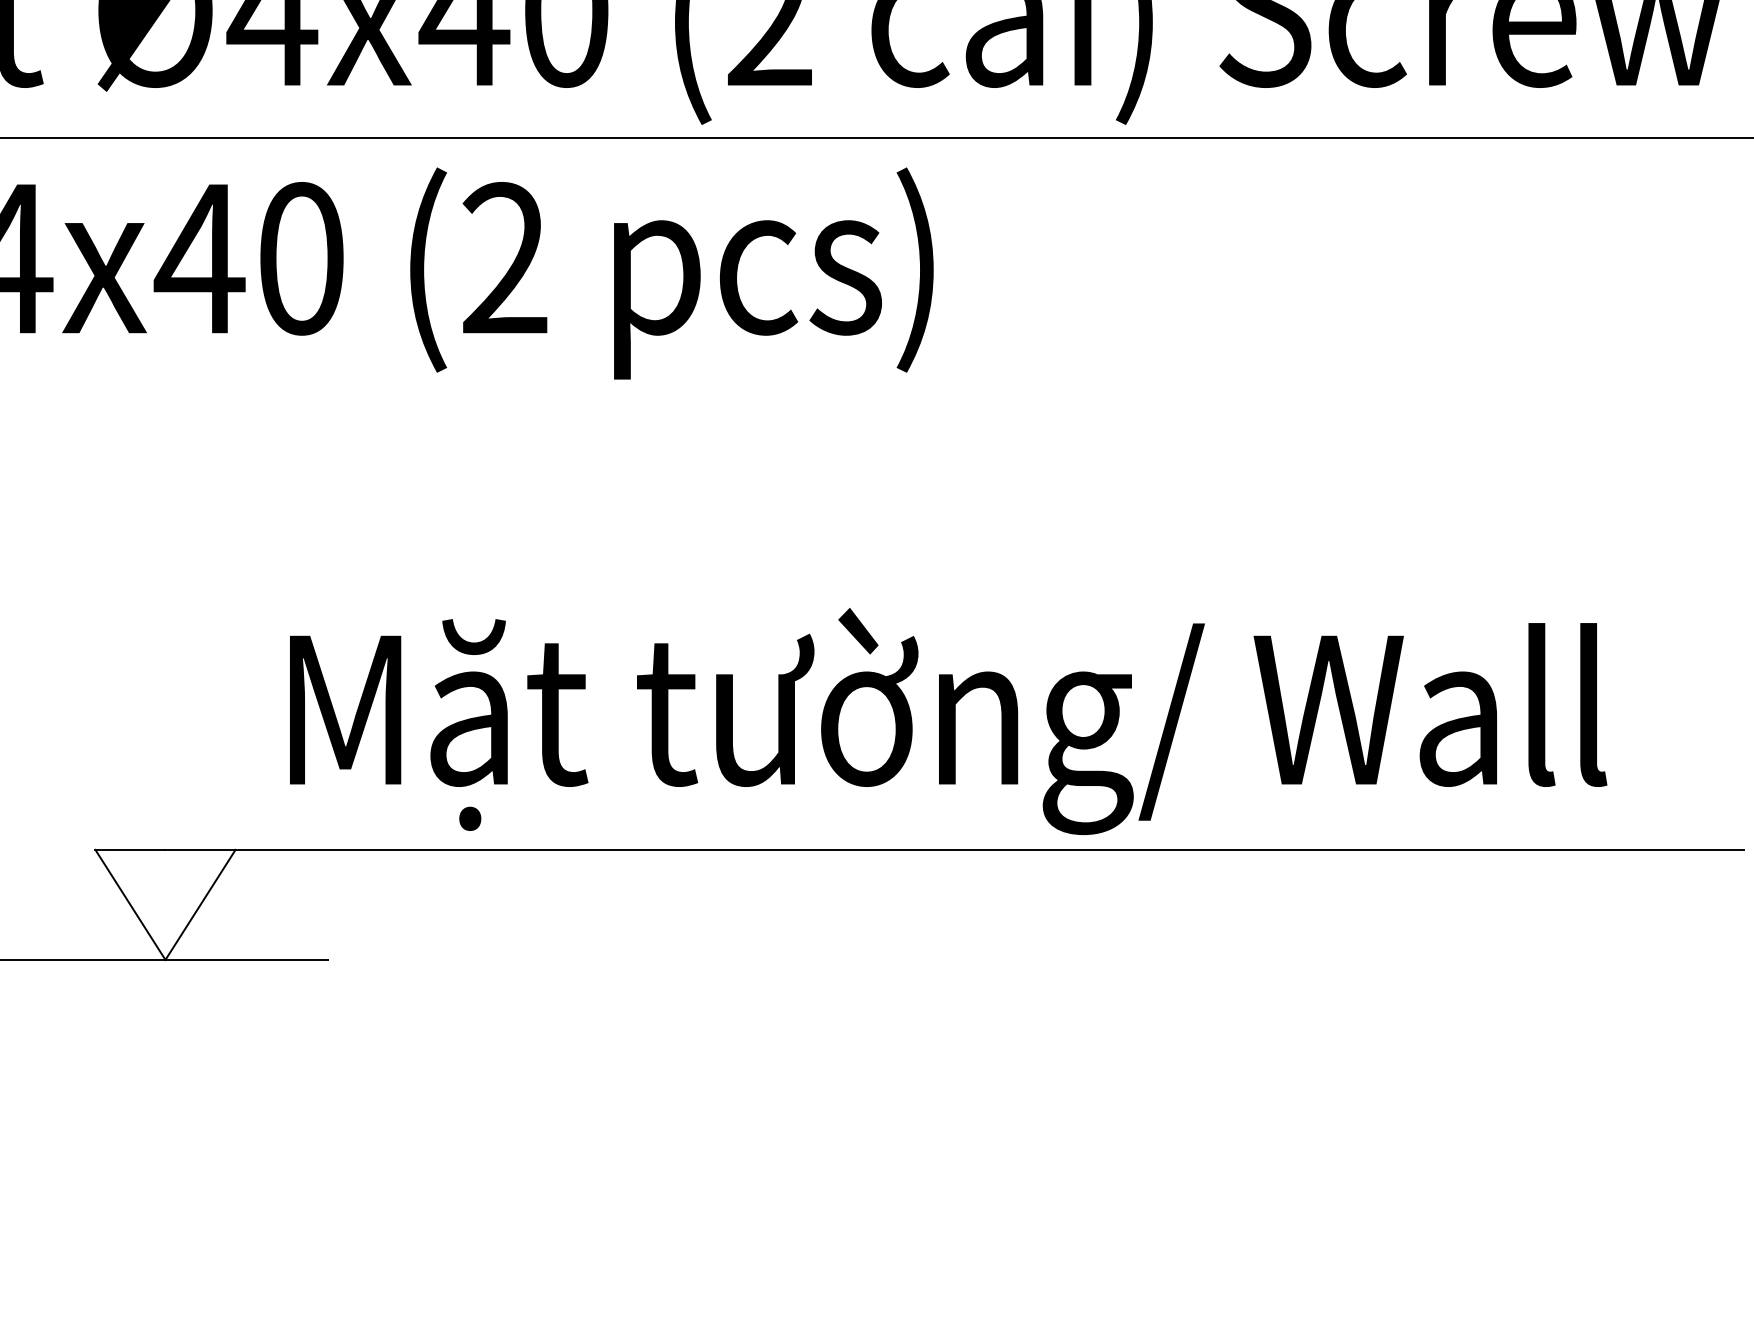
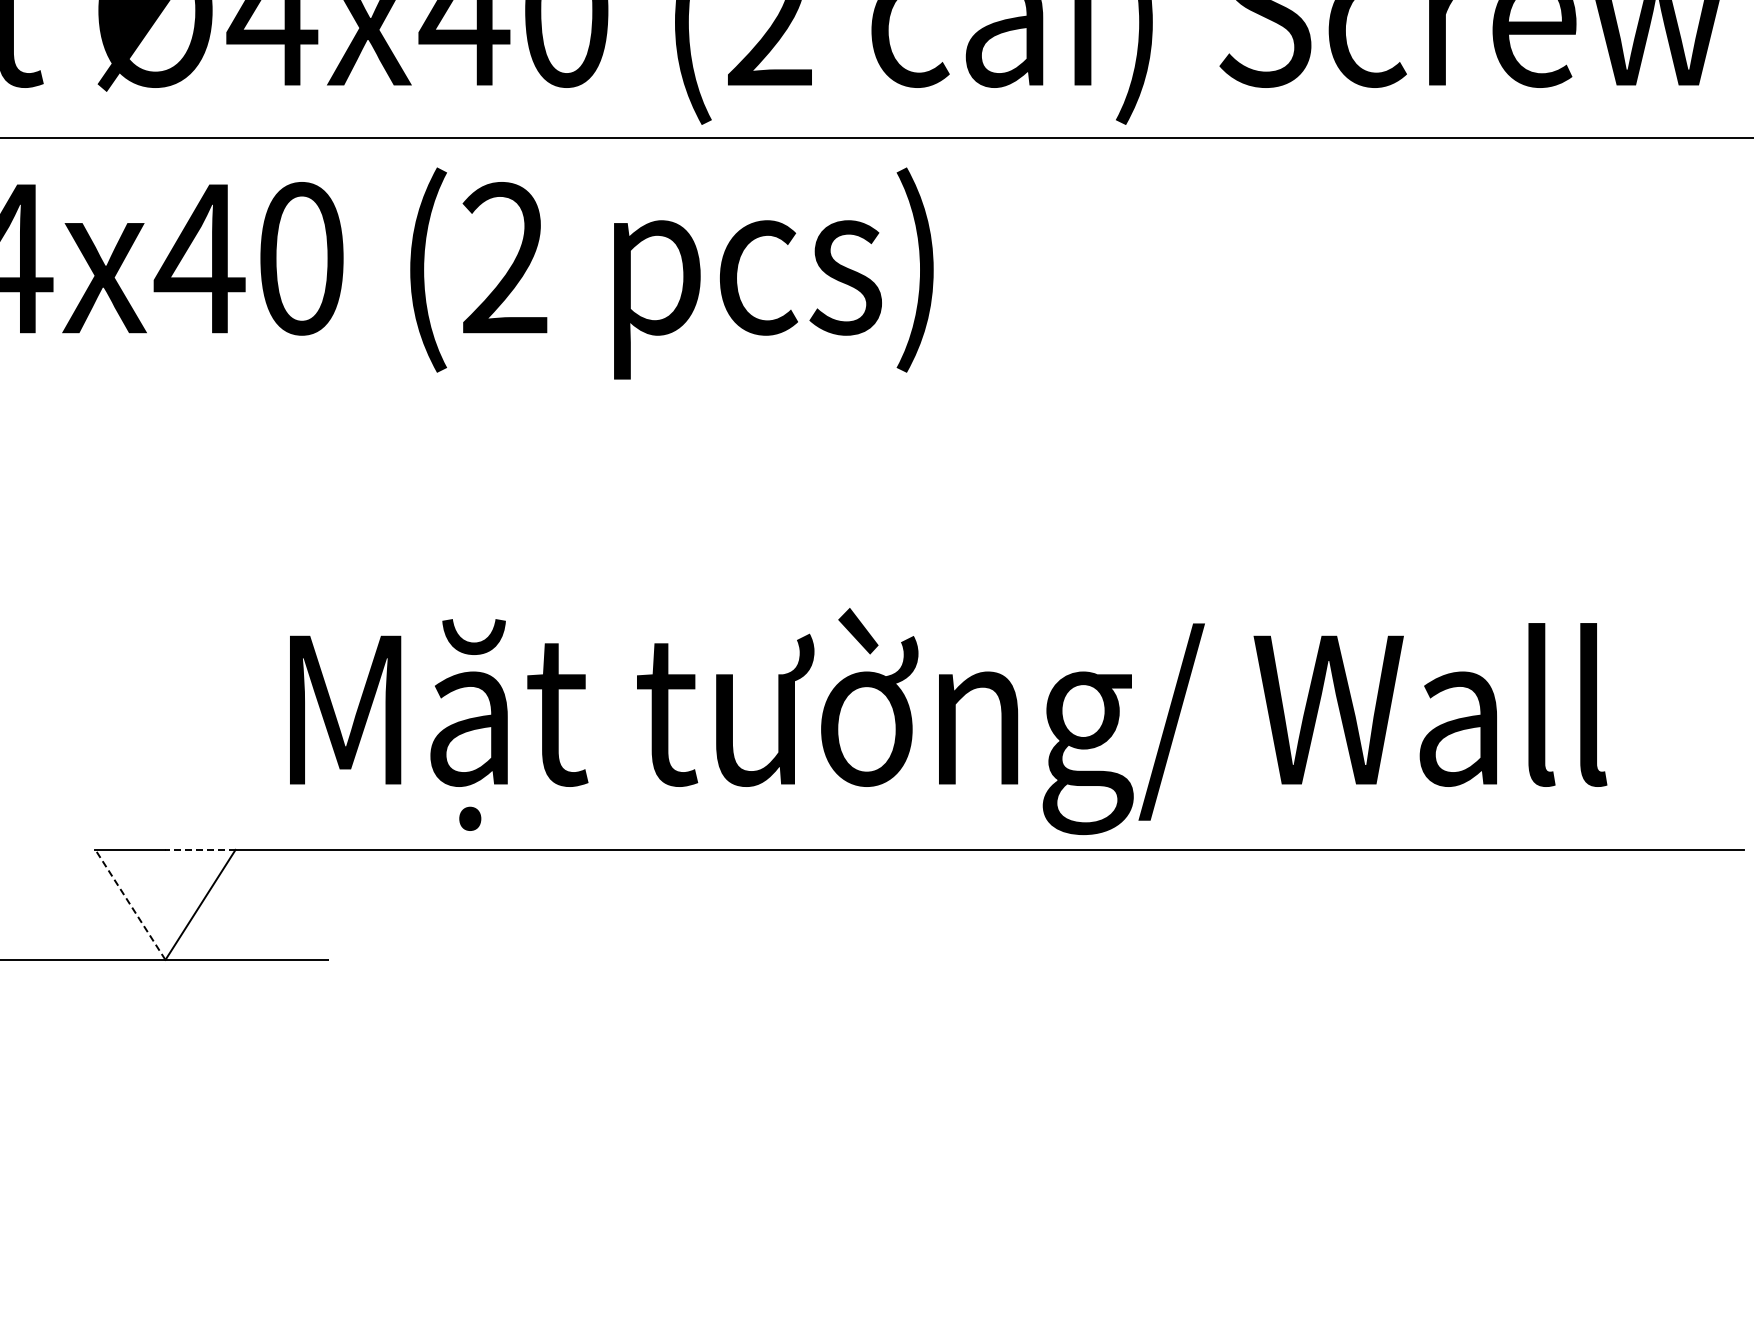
line: solid -> dashed (200, 849)
line: solid -> dashed (130, 904)
